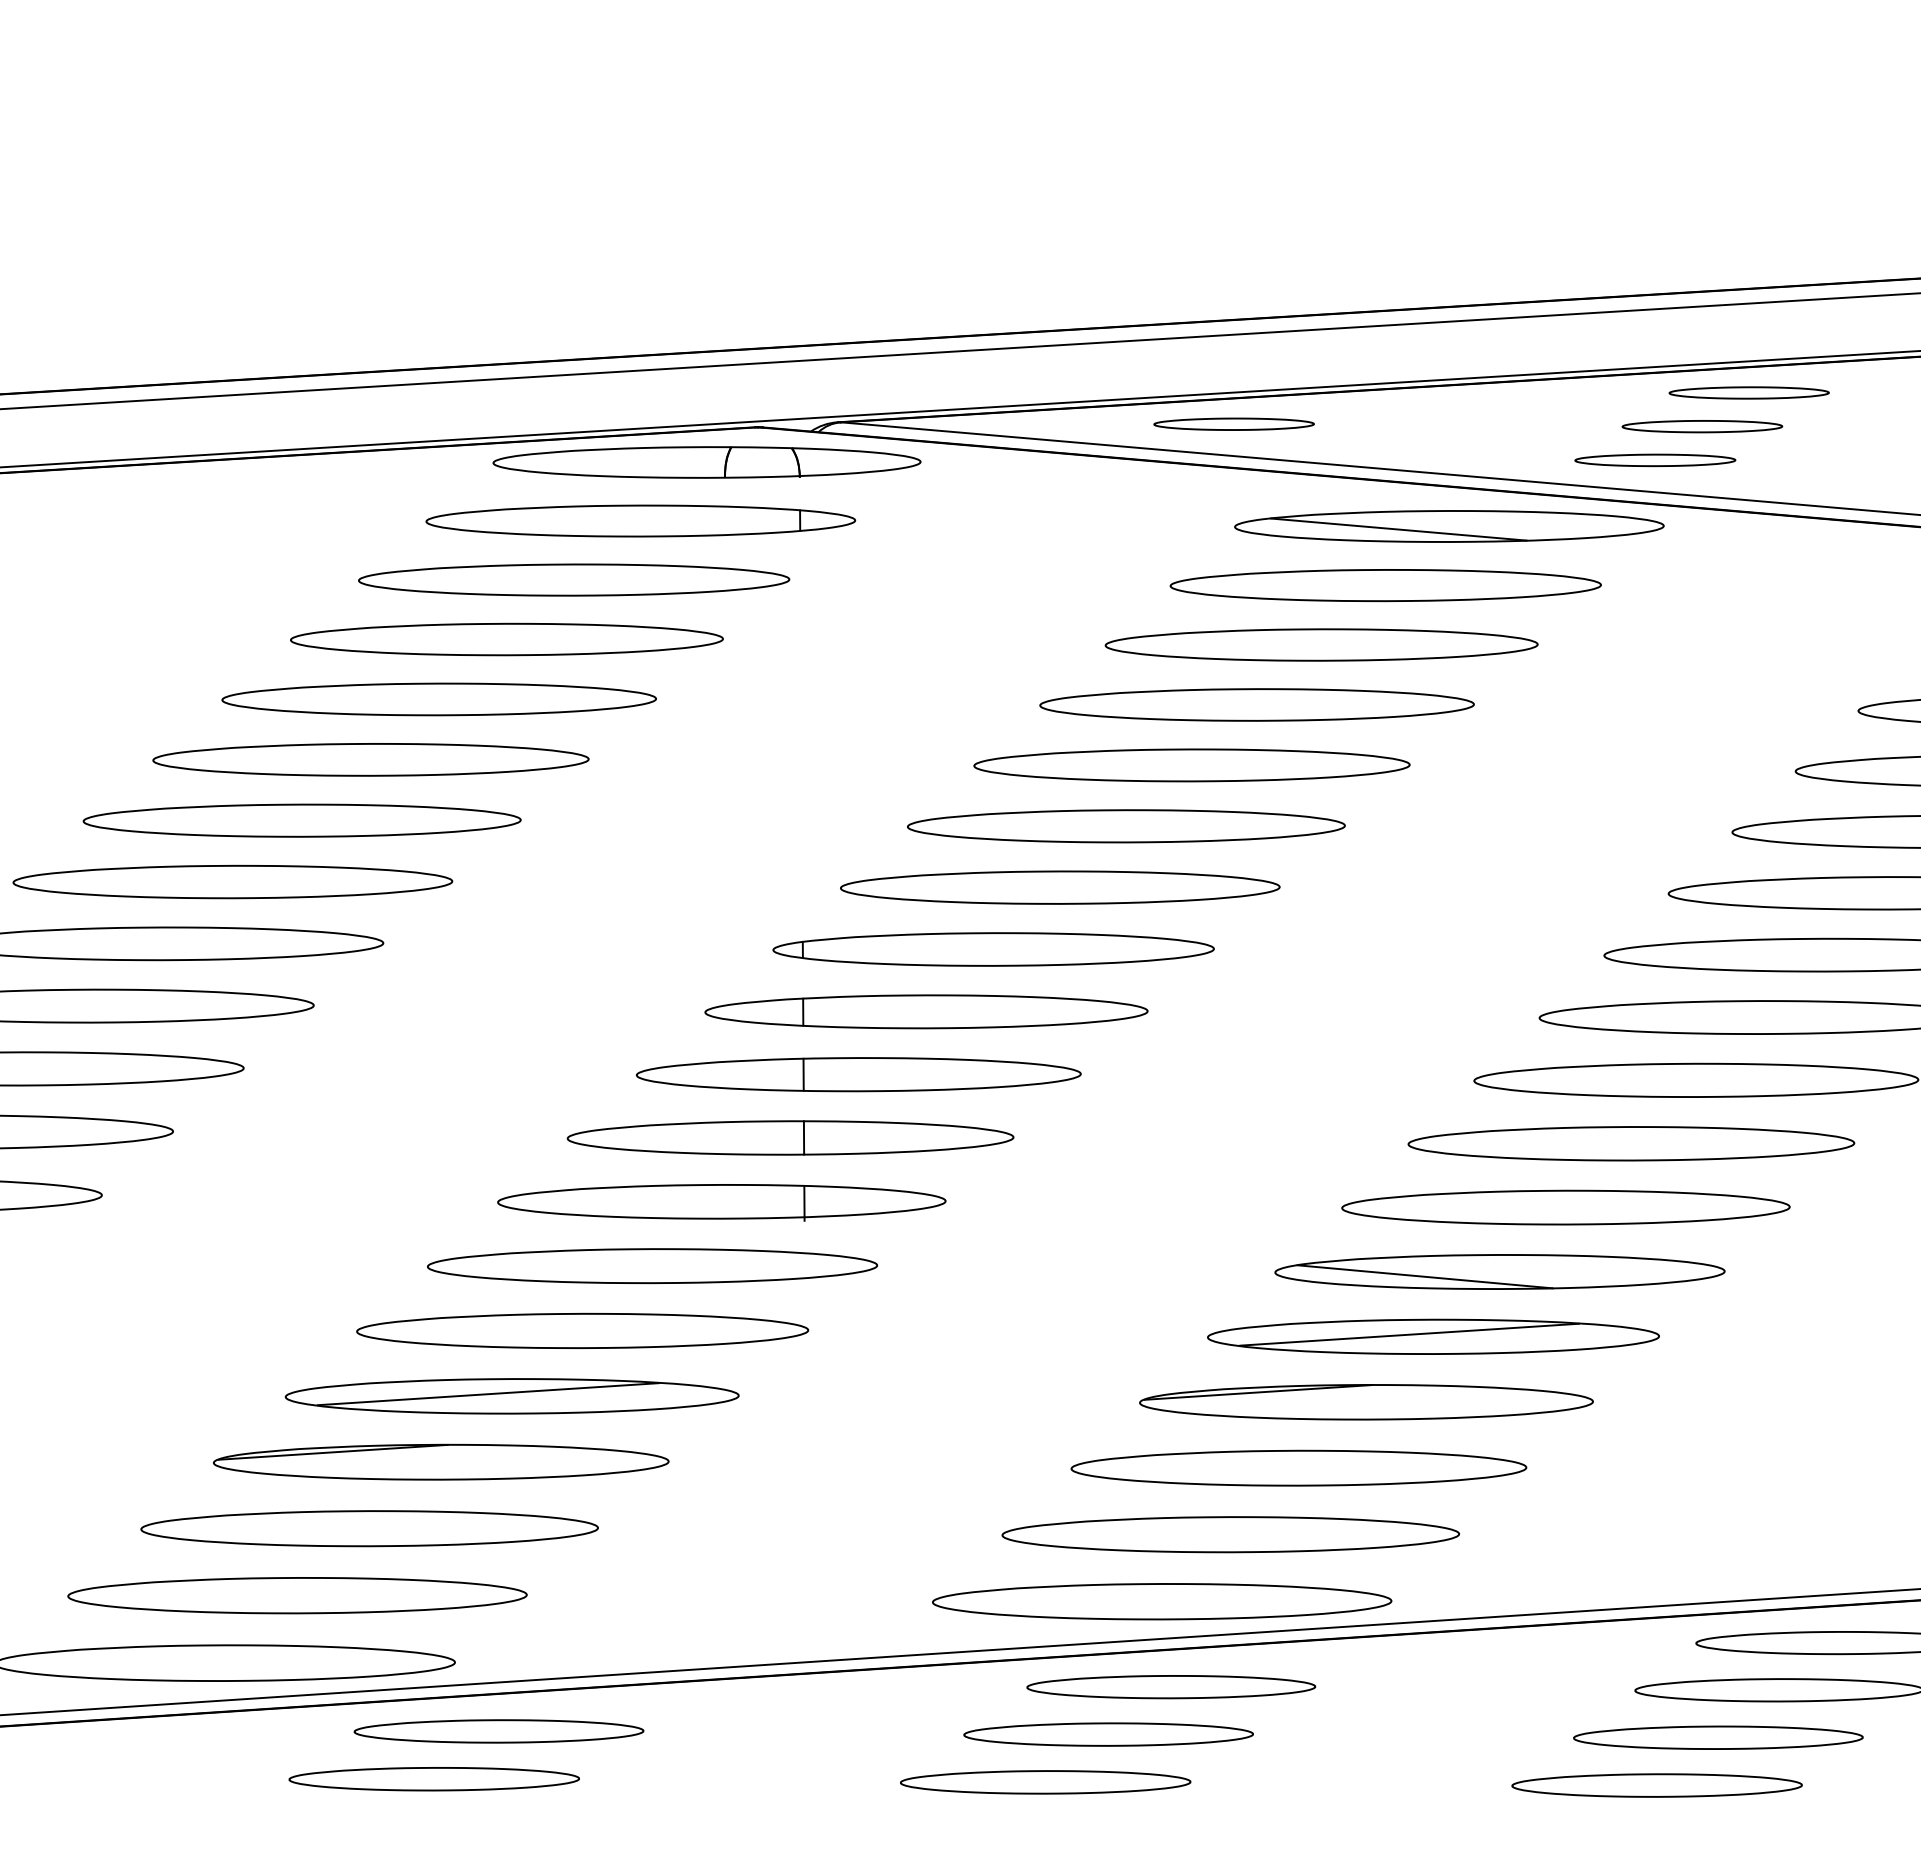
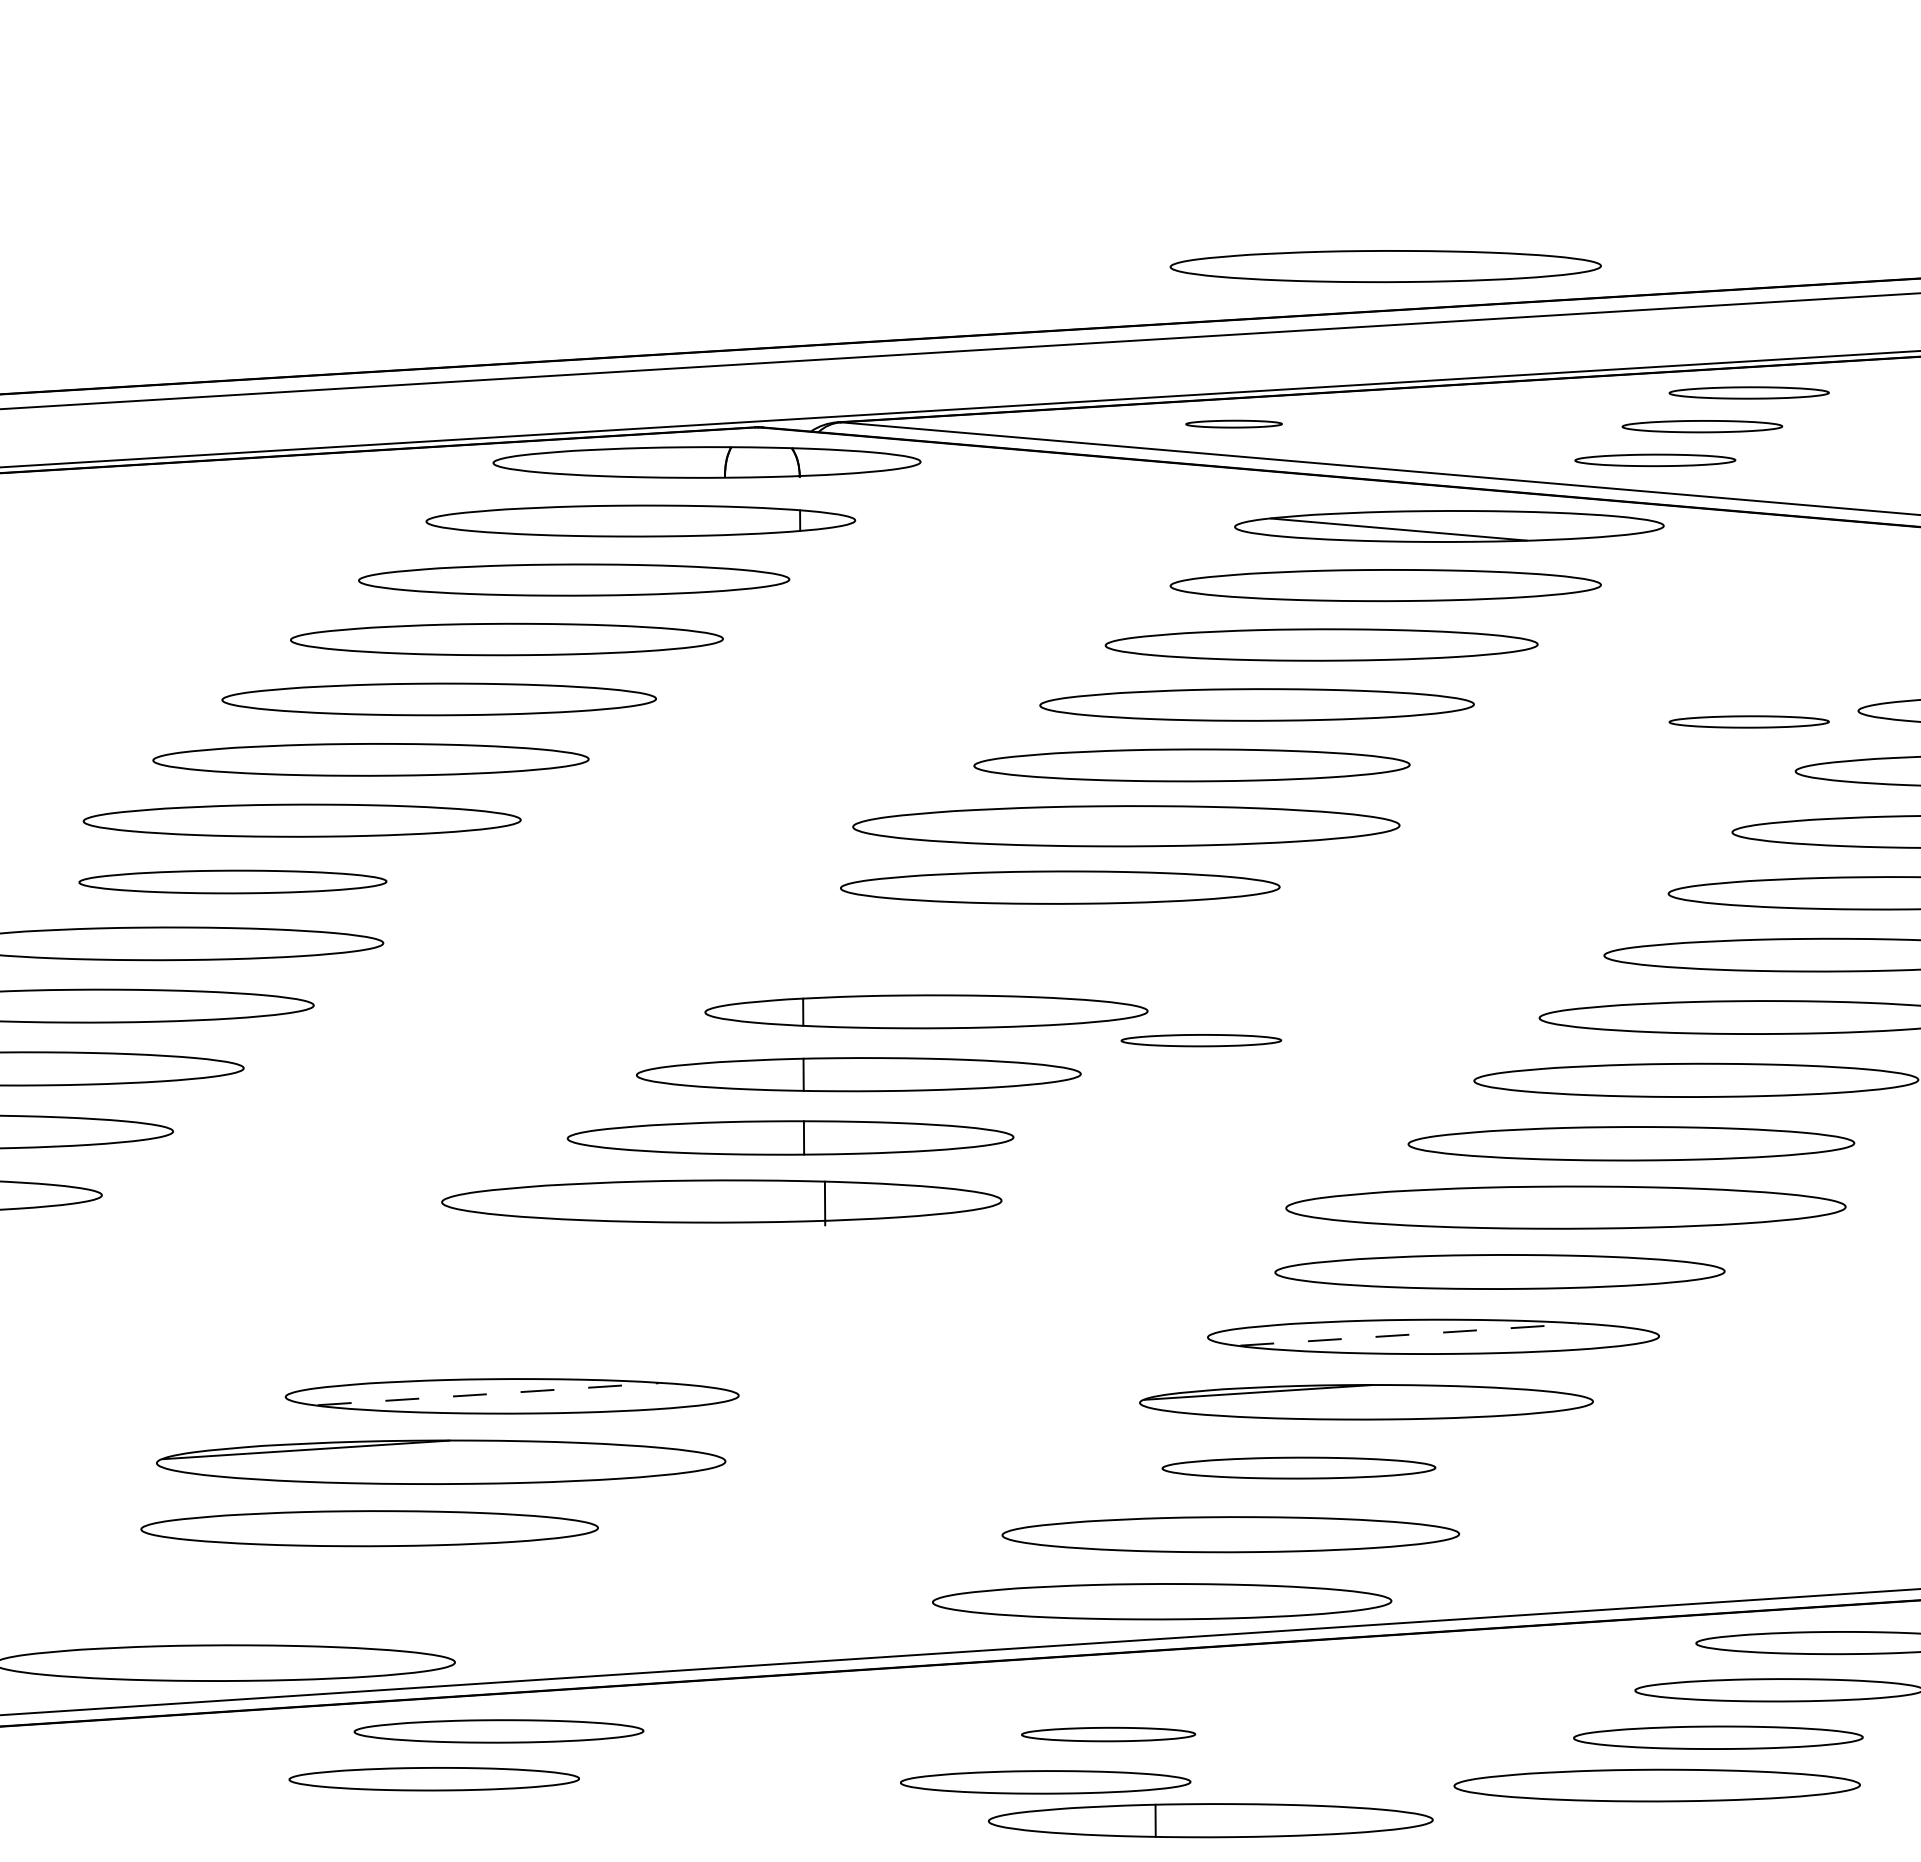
part: none -> present (1385, 266)
part size: 162x14 px -> 98x10 px (1233, 423)
part: none -> present (1748, 721)
part size: 439x35 px -> 549x43 px (1126, 826)
part size: 442x36 px -> 310x26 px (232, 881)
part: present -> none (993, 949)
part: none -> present (1201, 1040)
part size: 450x38 px -> 562x48 px (721, 1202)
part size: 450x37 px -> 562x45 px (1565, 1207)
part: present -> none (652, 1266)
line: present -> none (1424, 1276)
part: present -> none (582, 1330)
line: solid -> dashed (1409, 1334)
line: solid -> dashed (488, 1394)
part size: 457x38 px -> 571x46 px (441, 1461)
part size: 458x38 px -> 276x24 px (1298, 1467)
part: present -> none (297, 1595)
part: present -> none (1171, 1687)
part size: 291x25 px -> 176x17 px (1108, 1734)
part size: 292x25 px -> 408x35 px (1656, 1785)
part: none -> present (1210, 1820)
